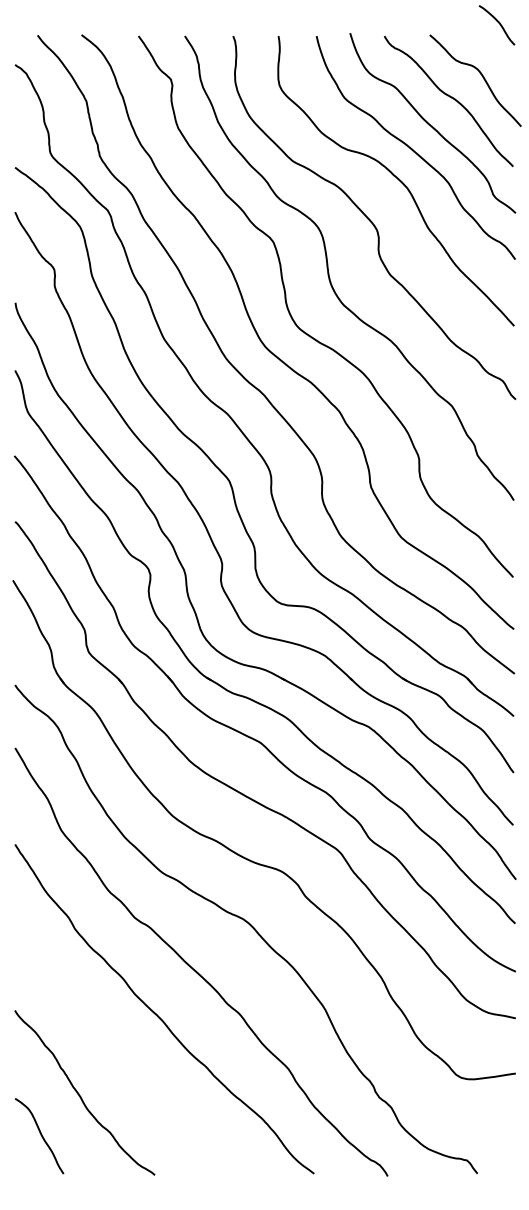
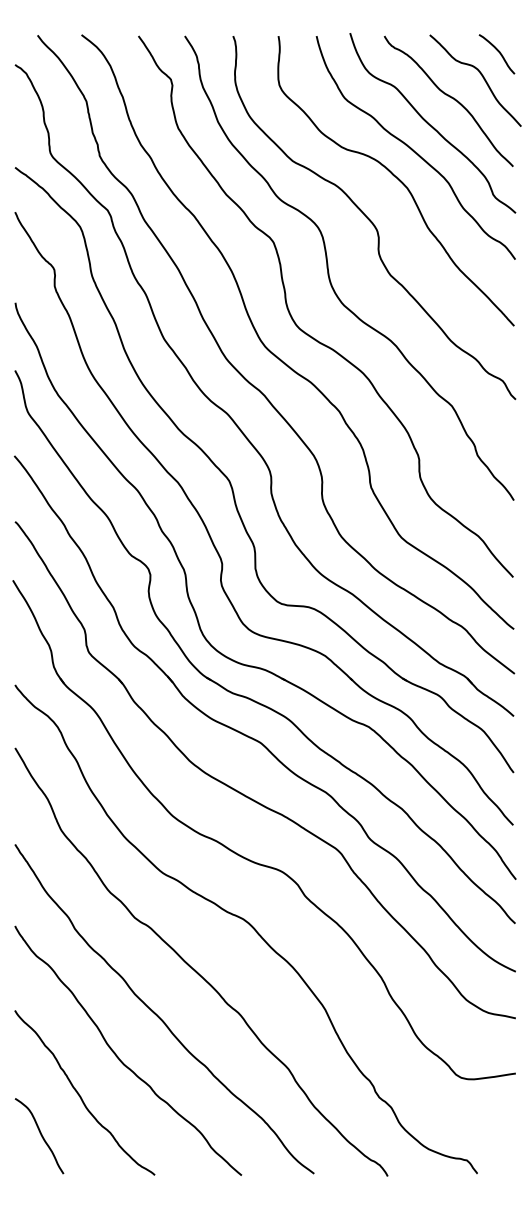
curve position: (498, 23) -> (498, 52) (498, 52)
curve: none -> present (119, 1057)
